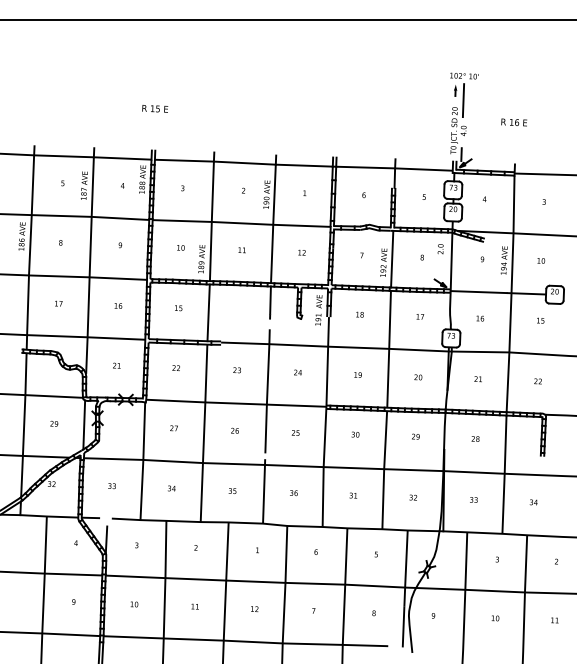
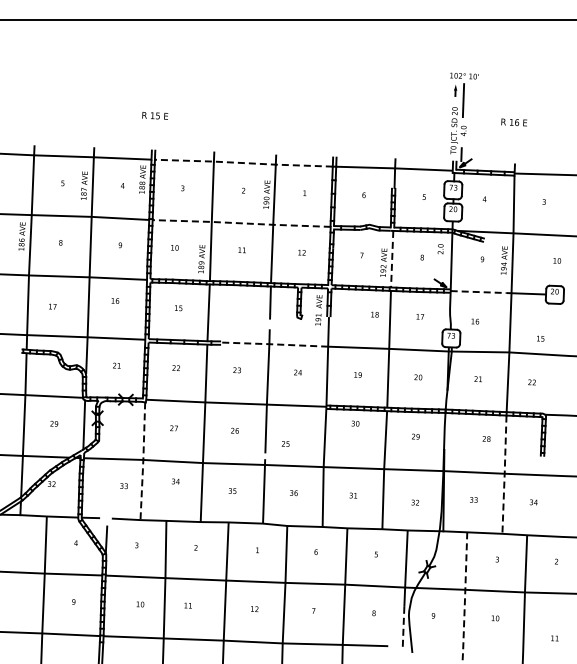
text position: (155, 108) -> (155, 115) (155, 115)
line: solid -> dashed (243, 163)
line: solid -> dashed (241, 223)
text position: (180, 247) -> (174, 247) (174, 247)
line: solid -> dashed (392, 259)
text position: (541, 260) -> (557, 260) (557, 260)
line: solid -> dashed (478, 292)
text position: (58, 303) -> (52, 306) (52, 306)
text position: (118, 305) -> (115, 300) (115, 300)
text position: (359, 314) -> (374, 314) (374, 314)
text position: (480, 318) -> (475, 321) (475, 321)
text position: (540, 320) -> (540, 338) (540, 338)
line: solid -> dashed (273, 344)
text position: (537, 381) -> (531, 382) (531, 382)
text position: (295, 432) -> (285, 443) (285, 443)
text position: (355, 434) -> (355, 423) (355, 423)
text position: (475, 438) -> (486, 438) (486, 438)
line: solid -> dashed (143, 460)
line: solid -> dashed (504, 474)
text position: (111, 486) -> (123, 486) (123, 486)
text position: (171, 488) -> (175, 481) (175, 481)
text position: (413, 497) -> (415, 502) (415, 502)
line: solid -> dashed (465, 598)
text position: (134, 604) -> (140, 604) (140, 604)
text position: (194, 606) -> (187, 605) (187, 605)
text position: (554, 620) -> (554, 638) (554, 638)
line: solid -> dashed (403, 627)
